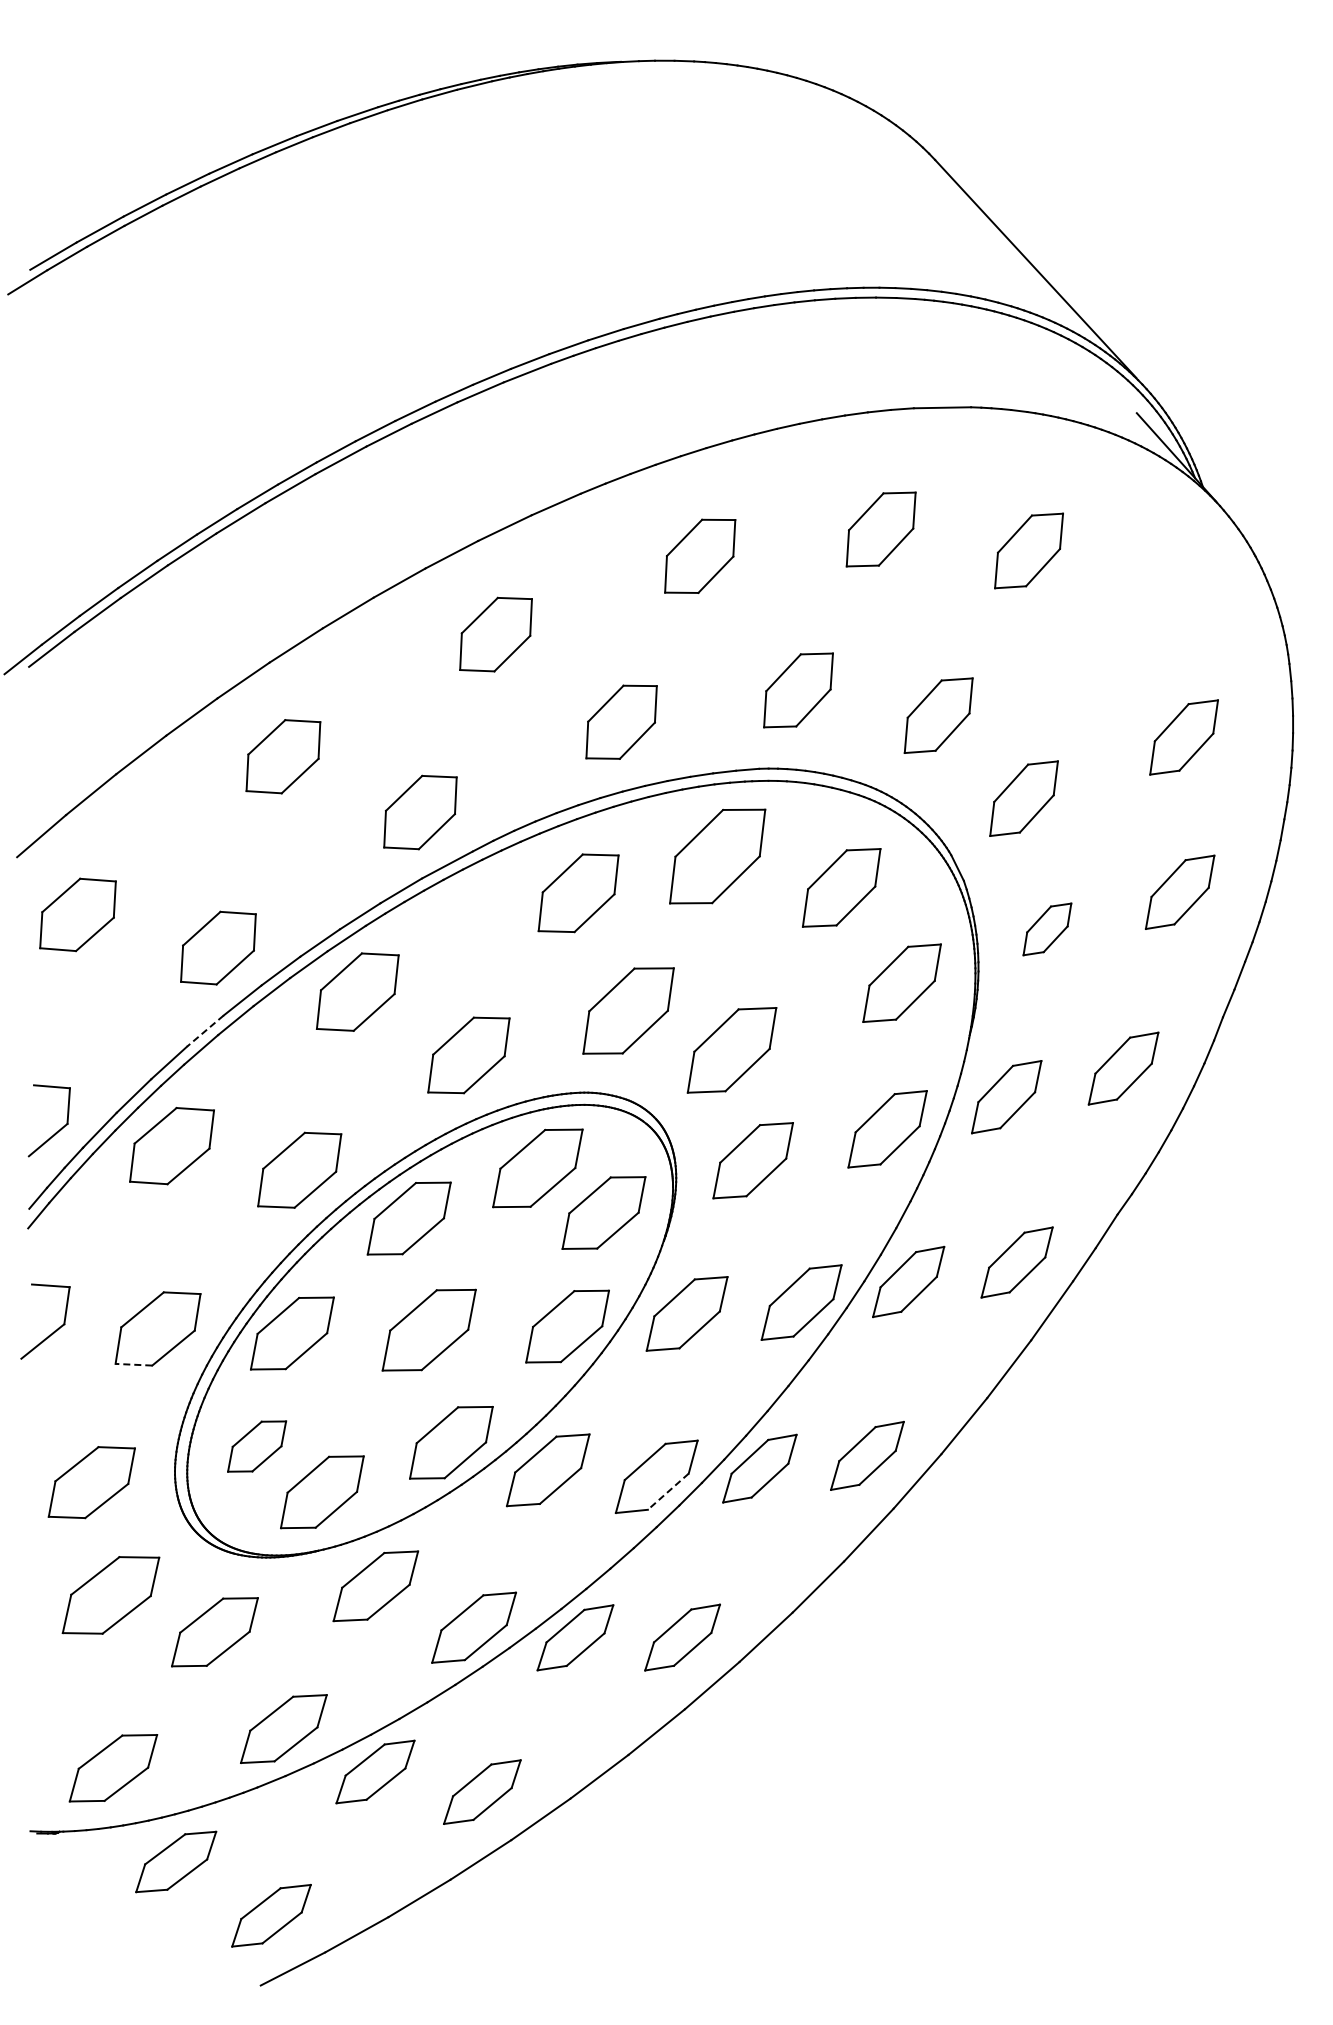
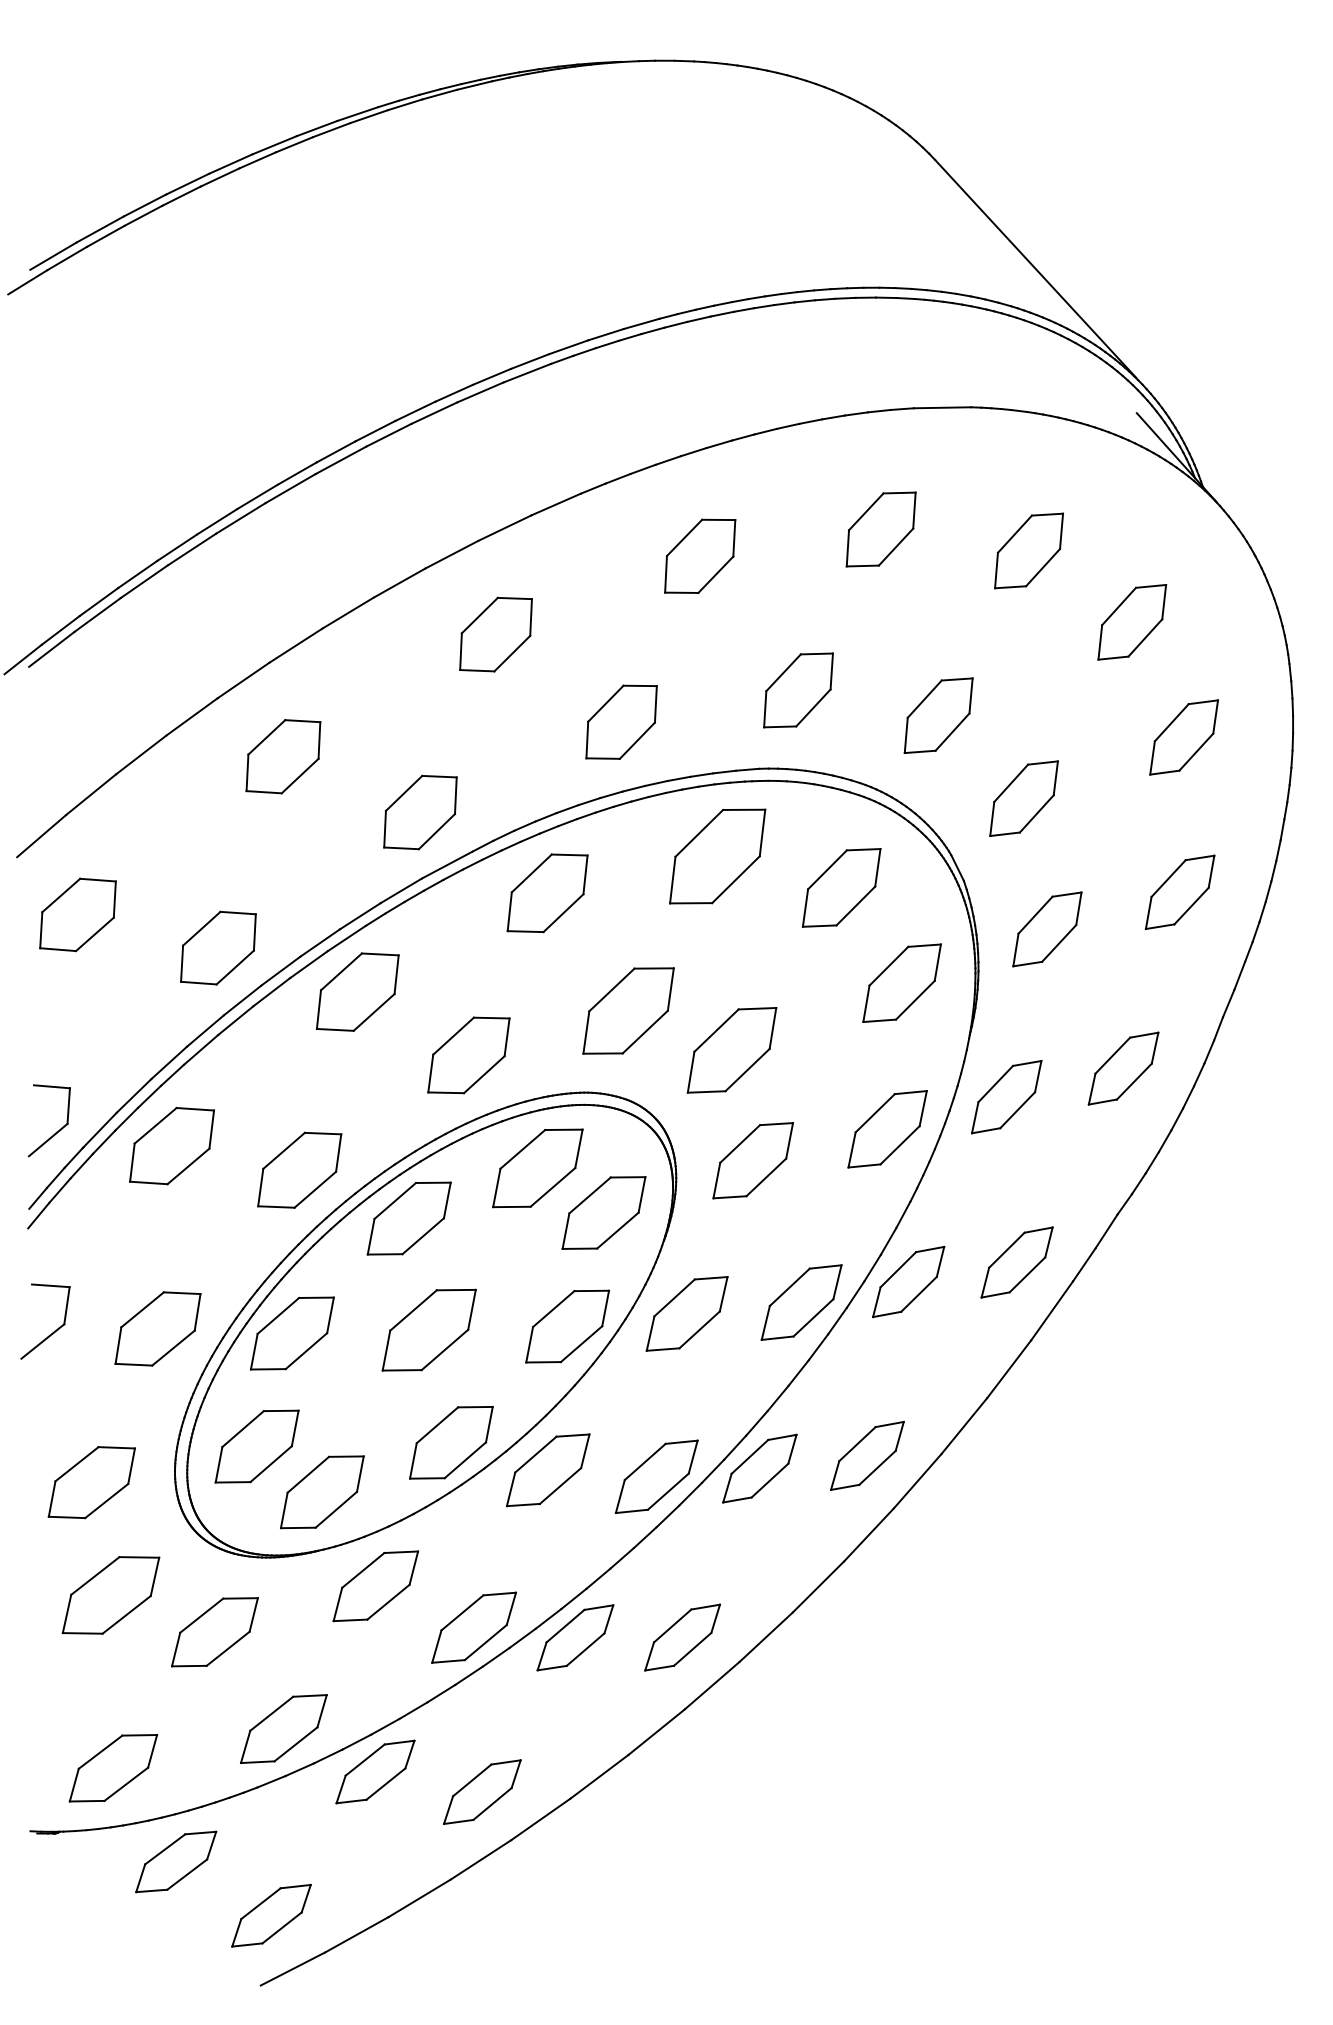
part: none -> present (1132, 622)
part position: (578, 893) -> (547, 893) (547, 893)
part size: 51x55 px -> 71x77 px (1047, 929)
line: dashed -> solid (205, 1031)
line: dashed -> solid (133, 1364)
part size: 61x53 px -> 86x75 px (256, 1446)
line: dashed -> solid (667, 1492)
